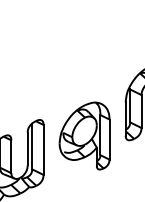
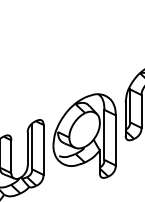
part size: 53x70 px -> 65x86 px (84, 135)
